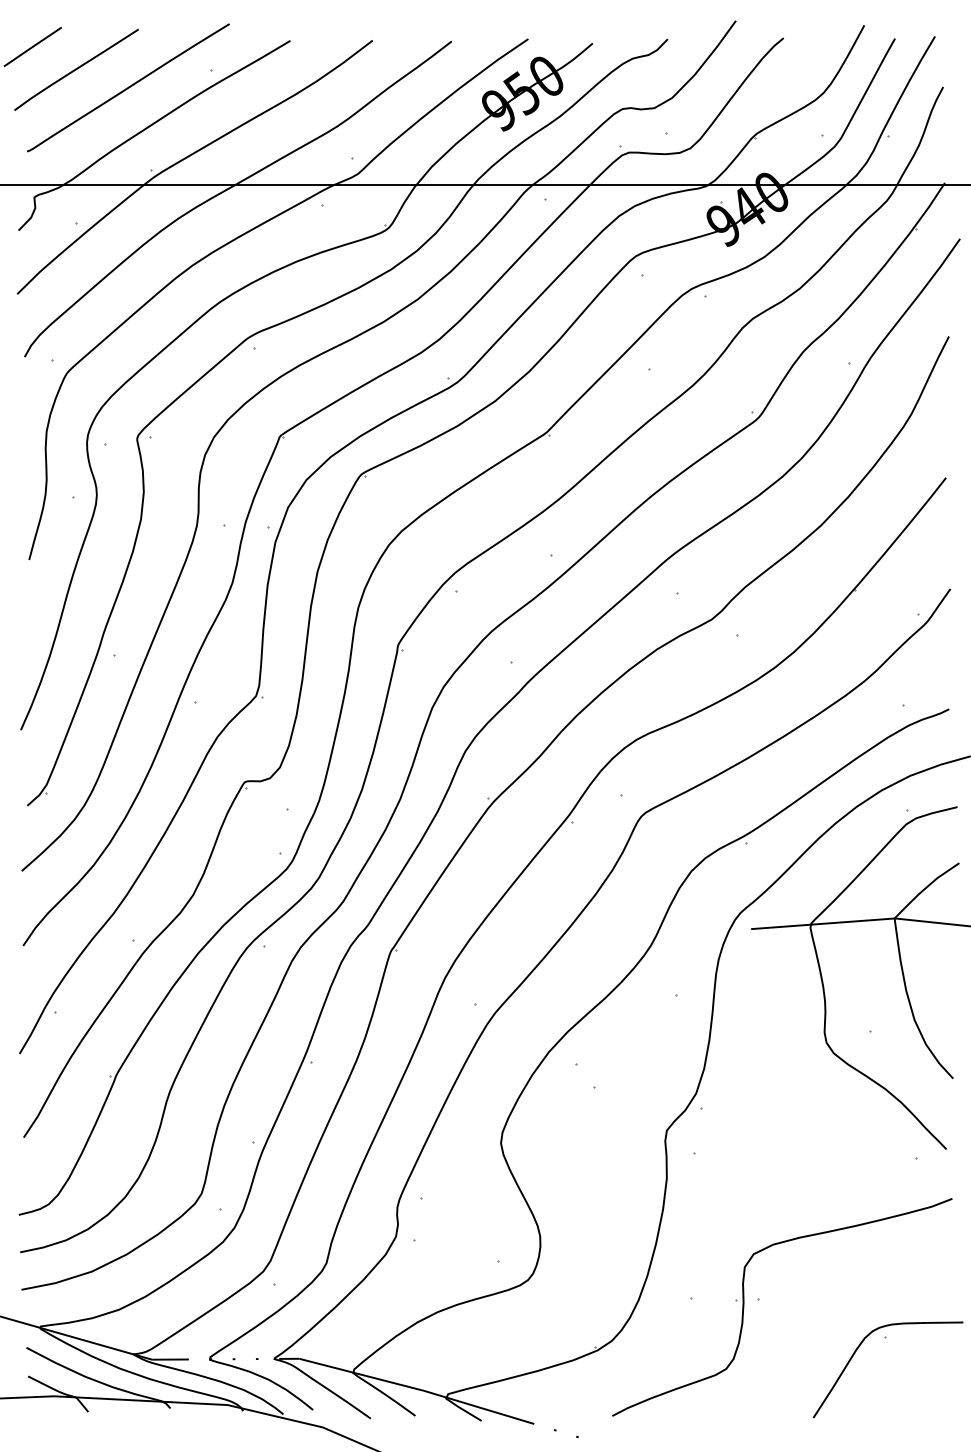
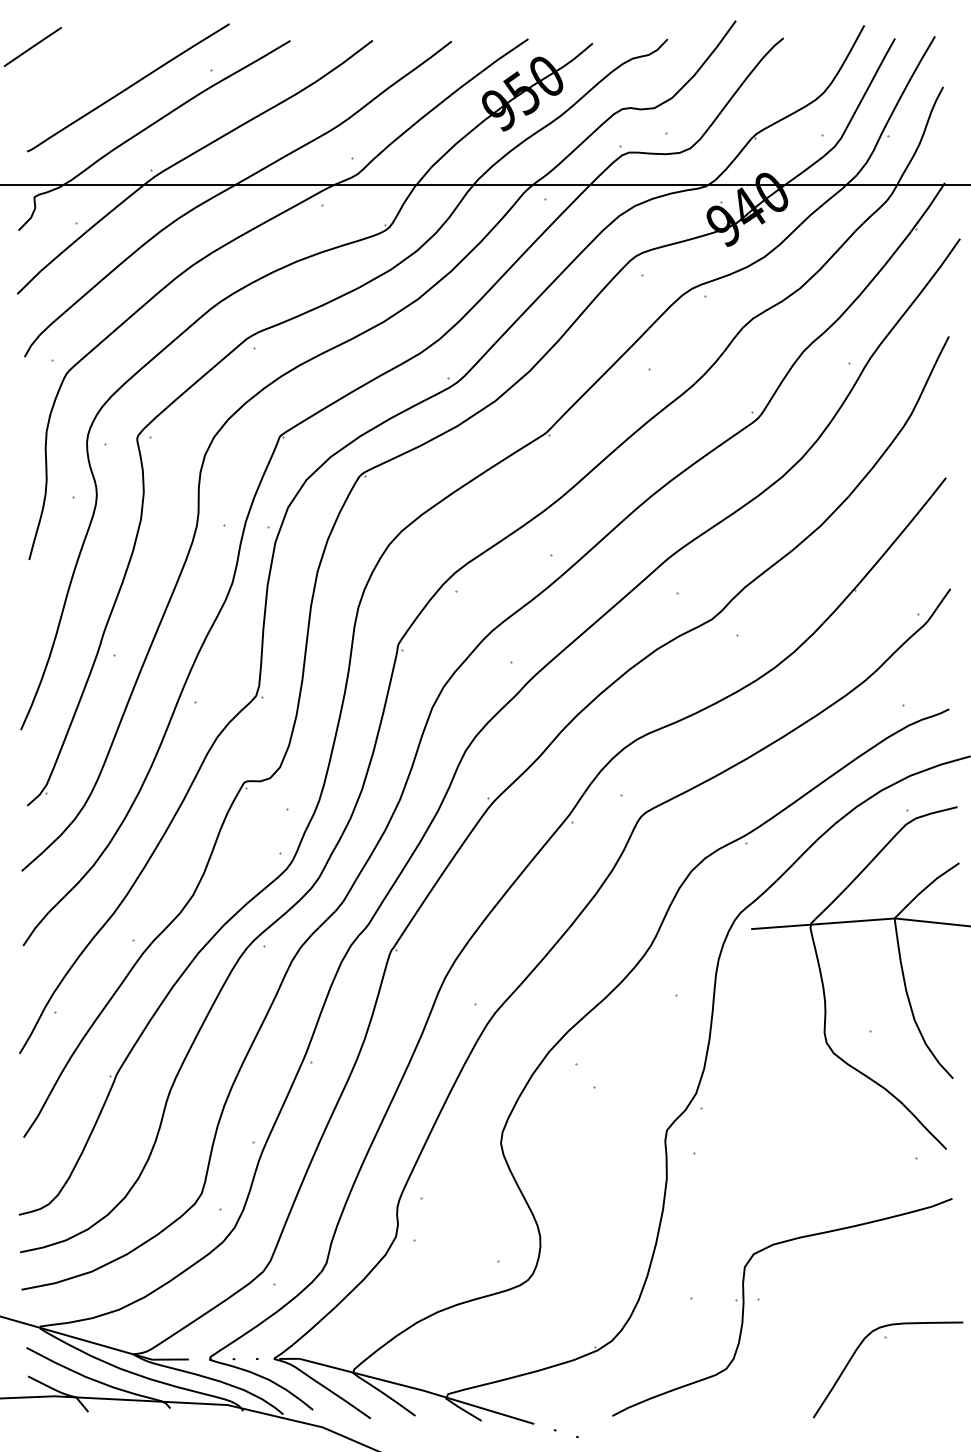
curve: present -> none (76, 69)
